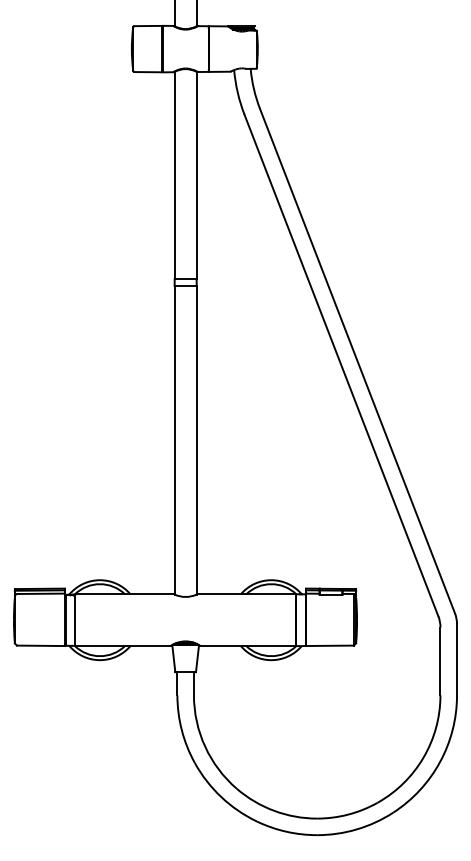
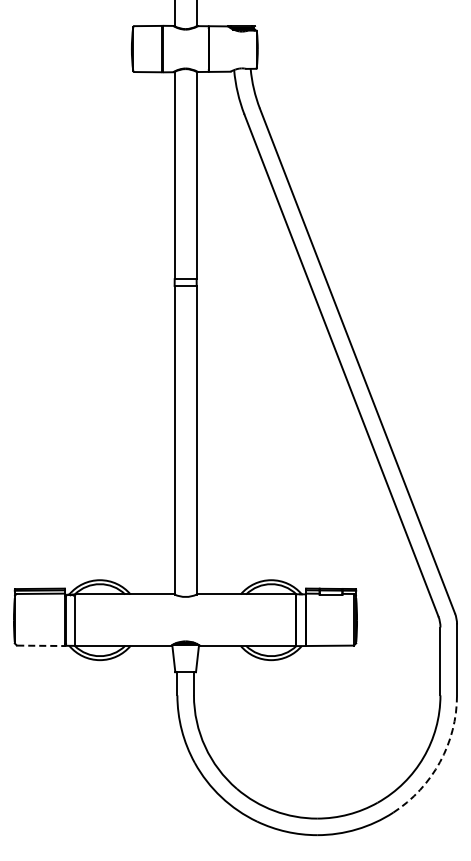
line: solid -> dashed (40, 645)
arc: solid -> dashed (440, 762)
